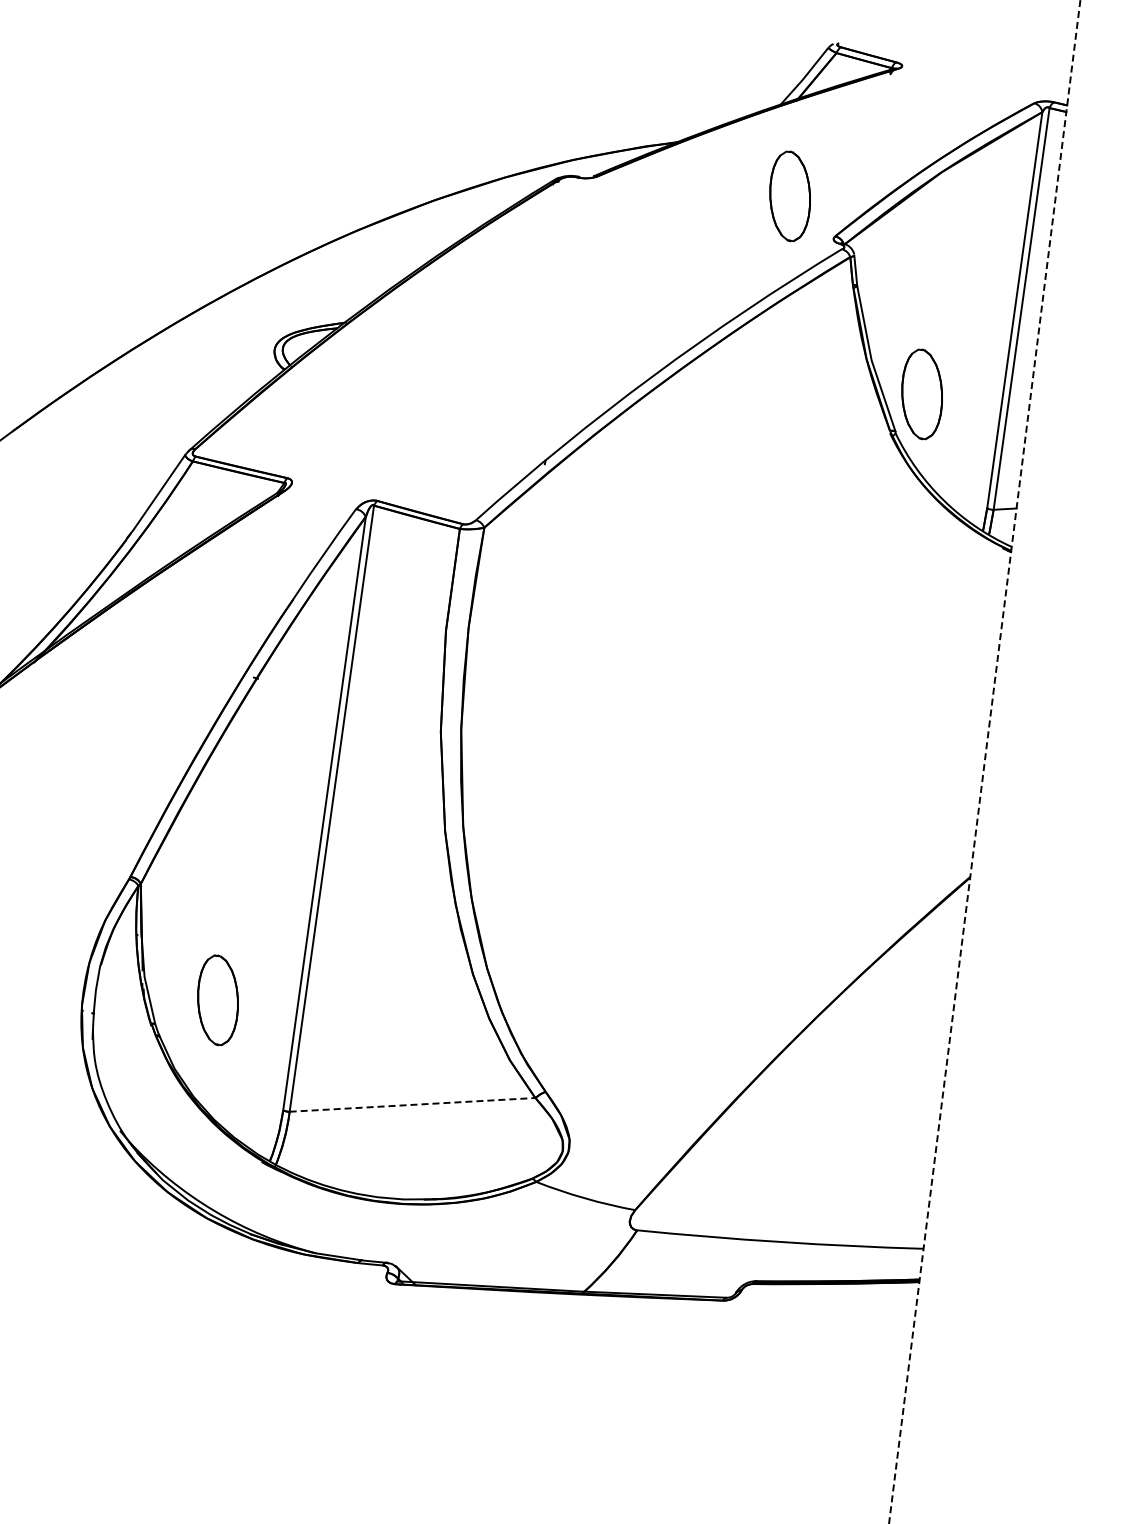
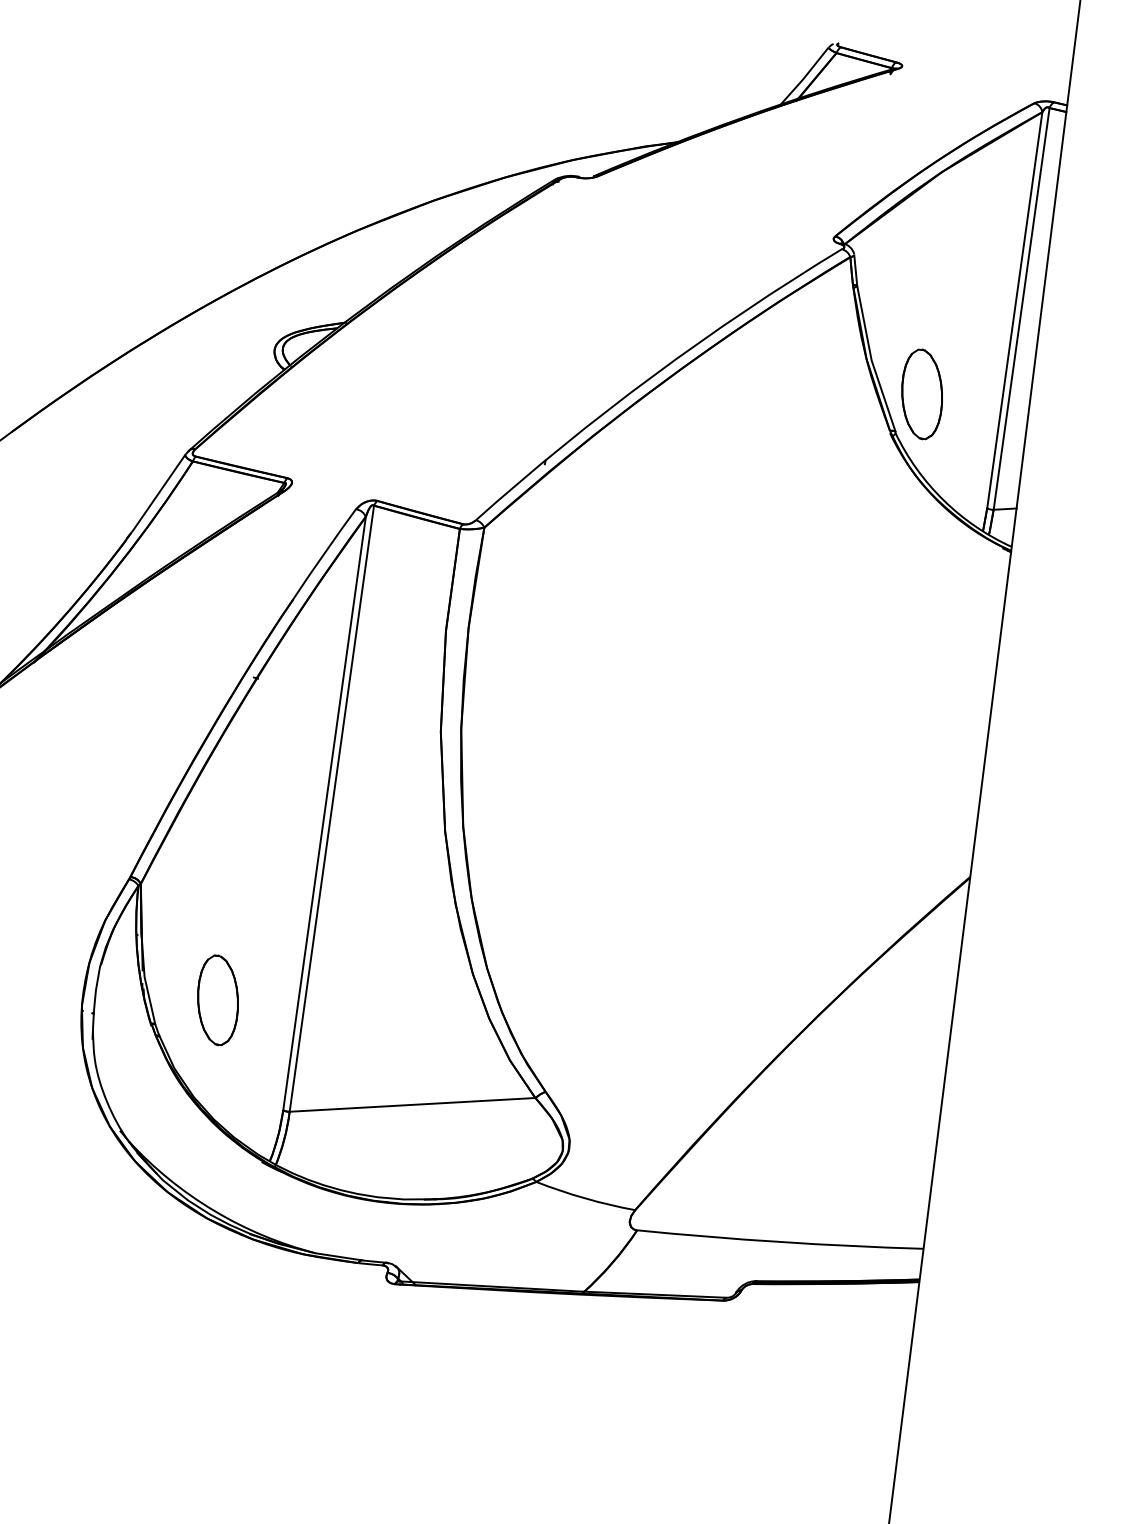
part: present -> none (789, 196)
line: dashed -> solid (984, 761)
line: dashed -> solid (413, 1104)
